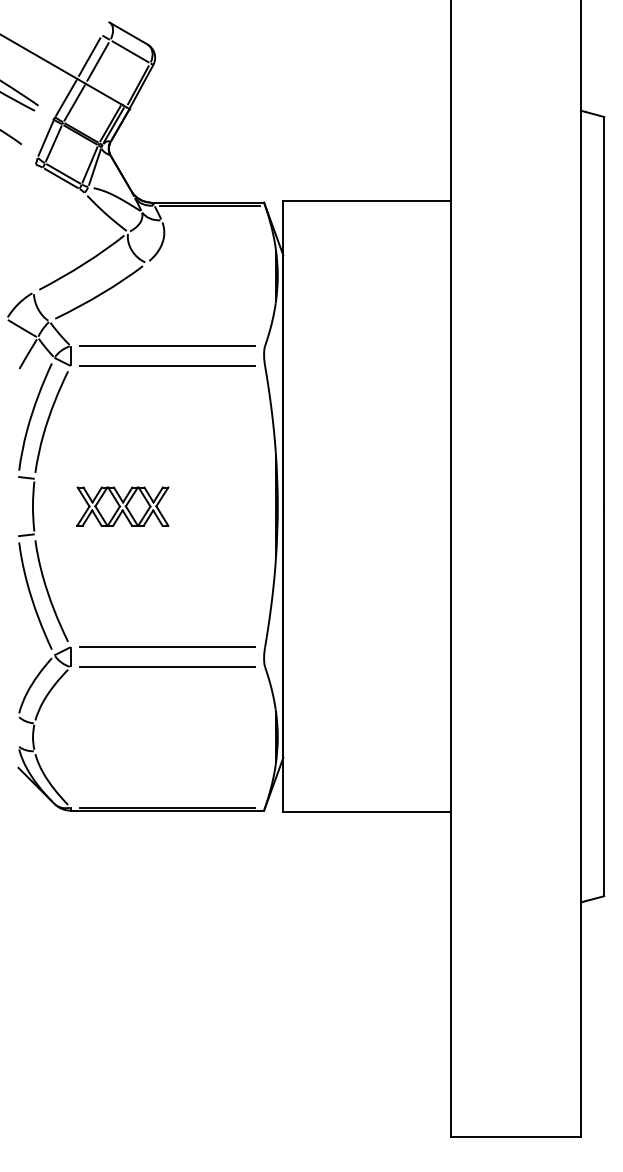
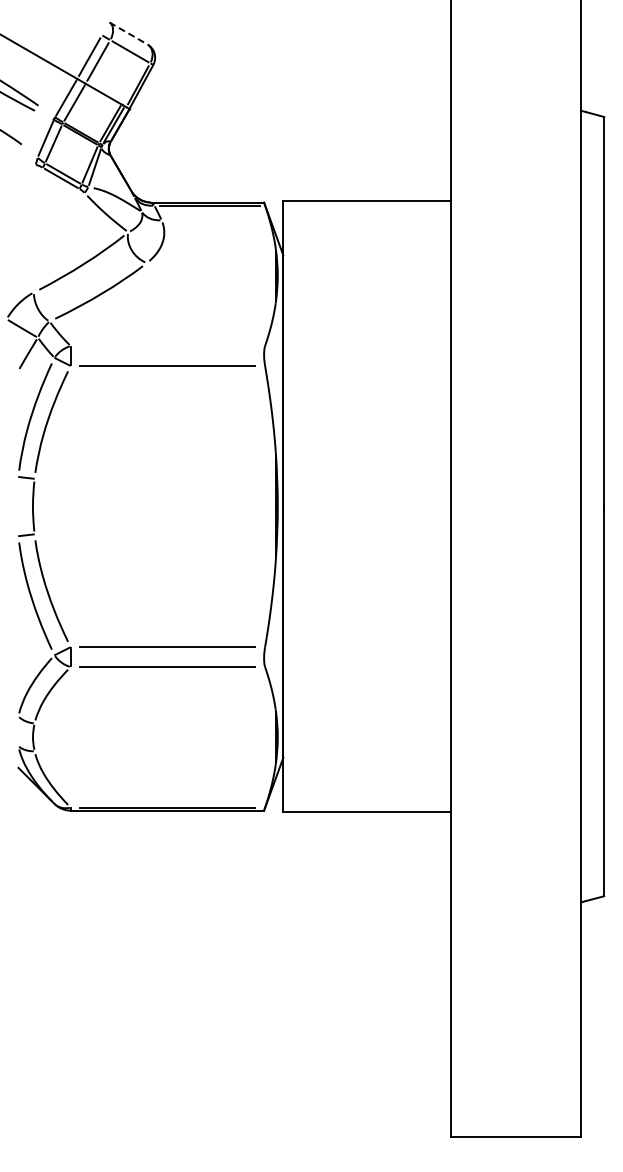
line: solid -> dashed (128, 33)
line: present -> none (167, 346)
part: present -> none (122, 506)
